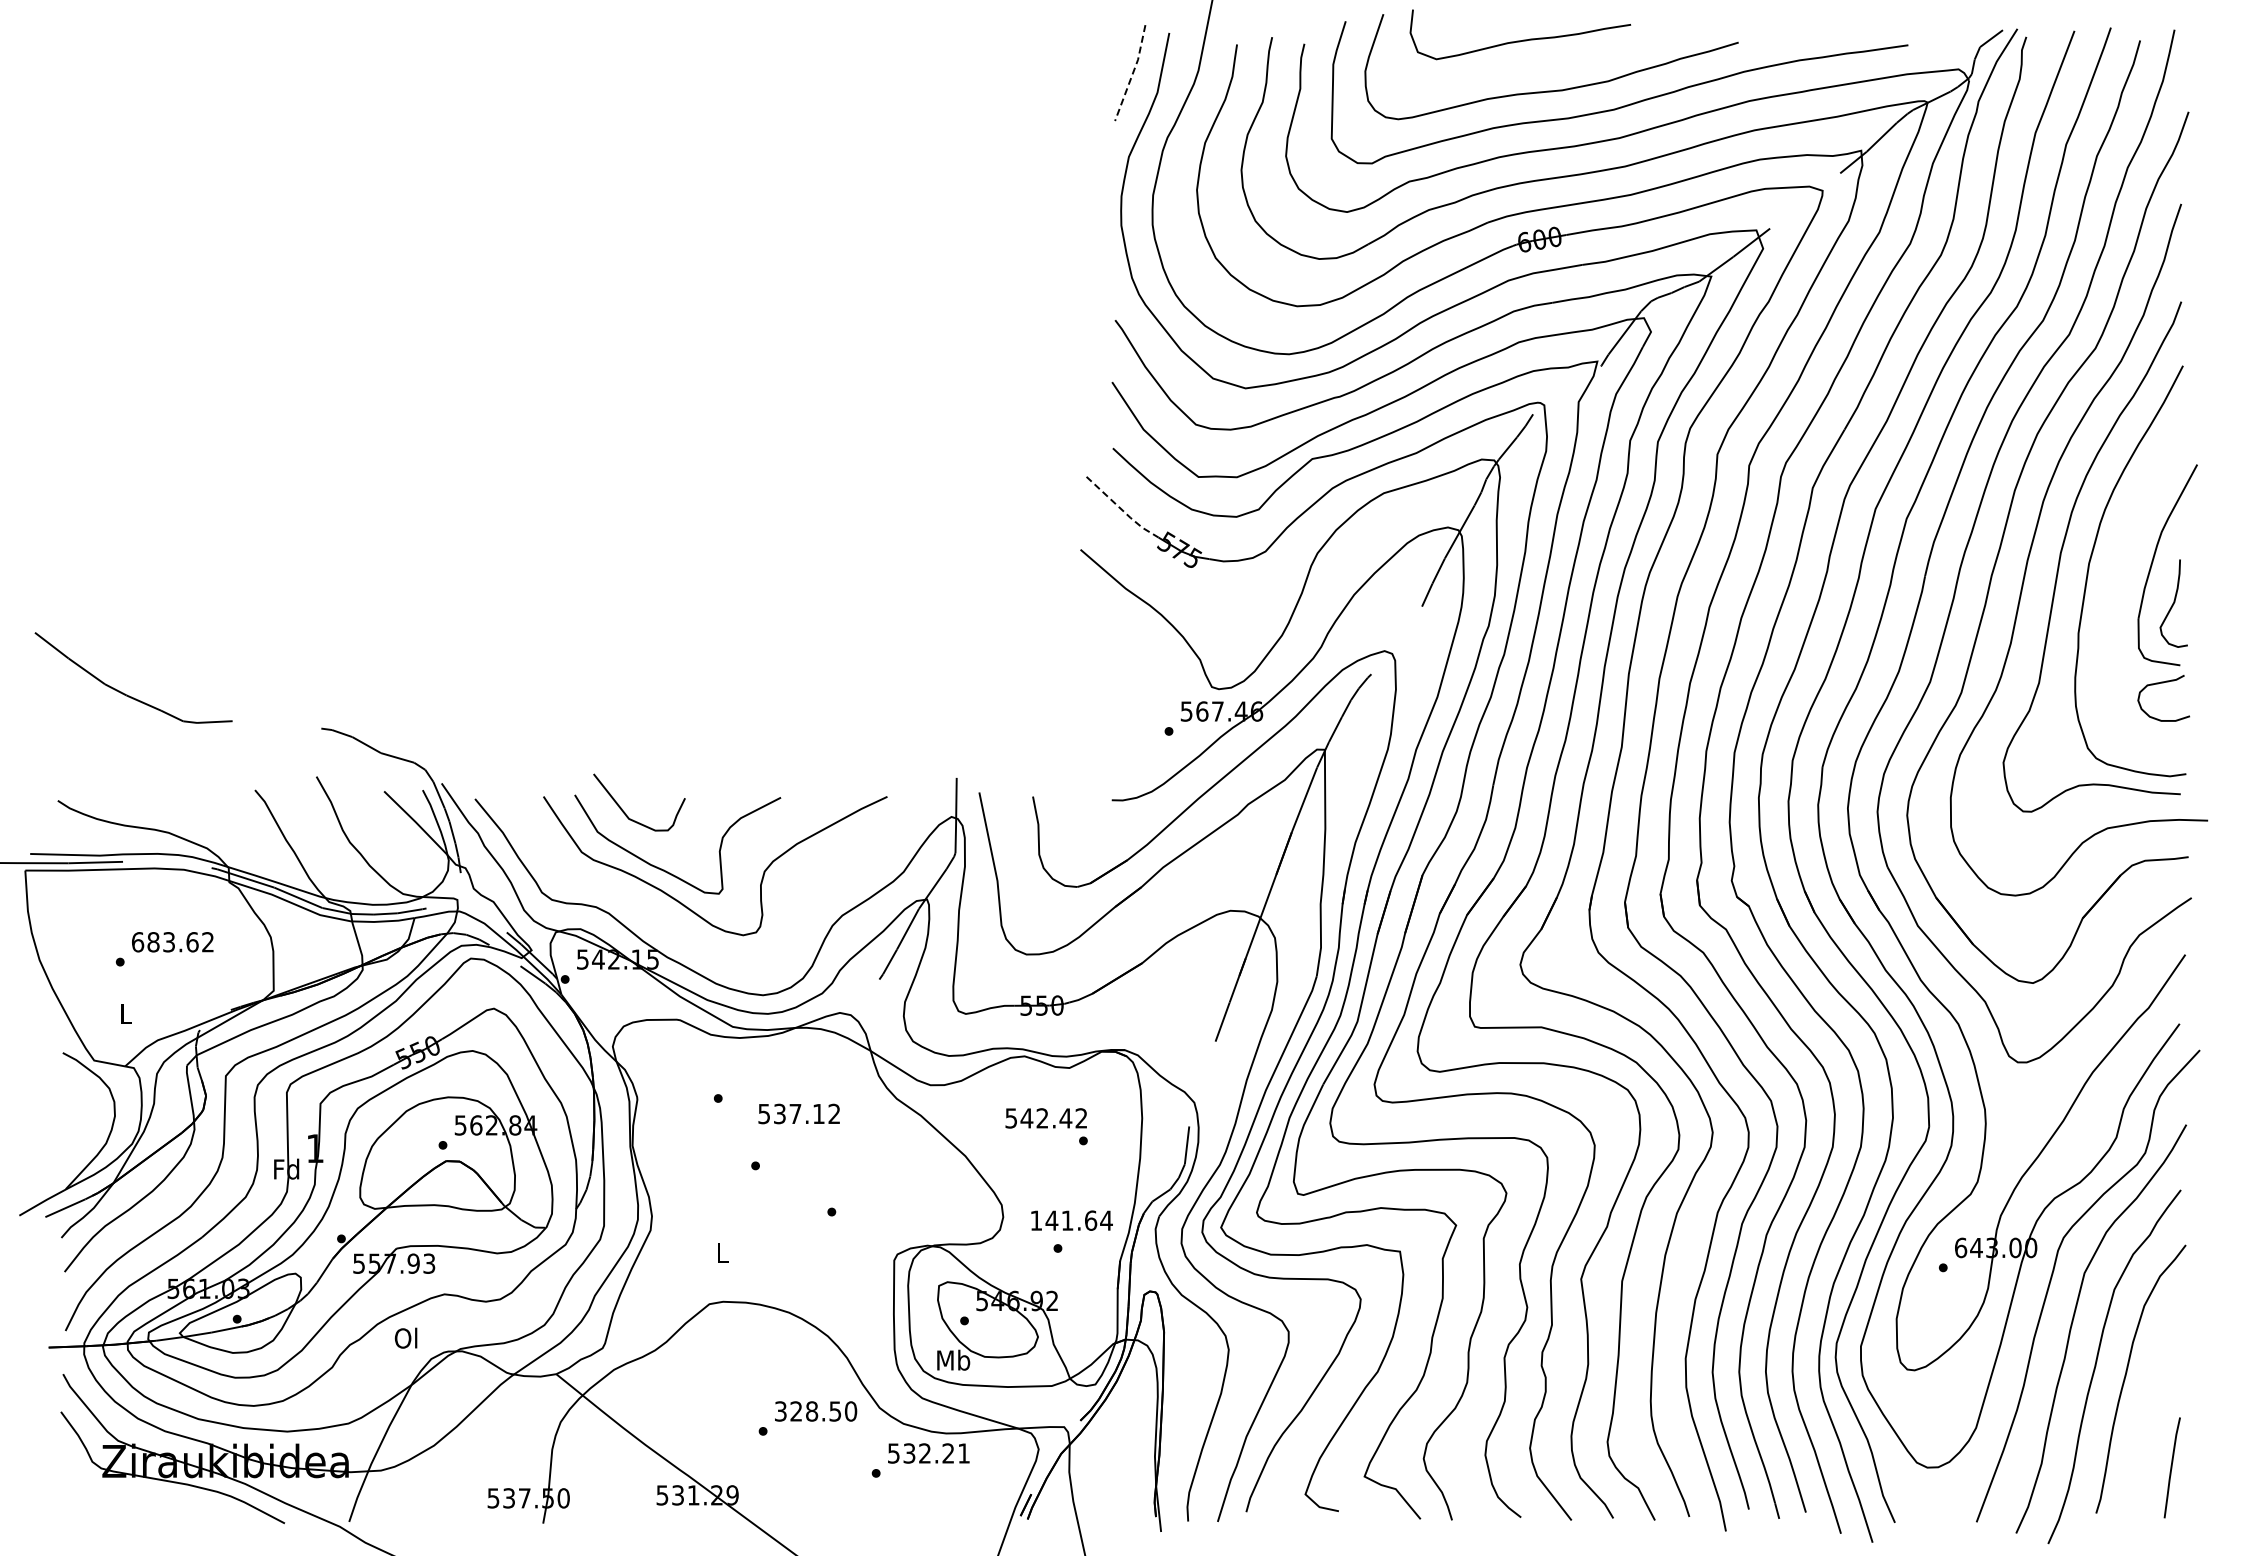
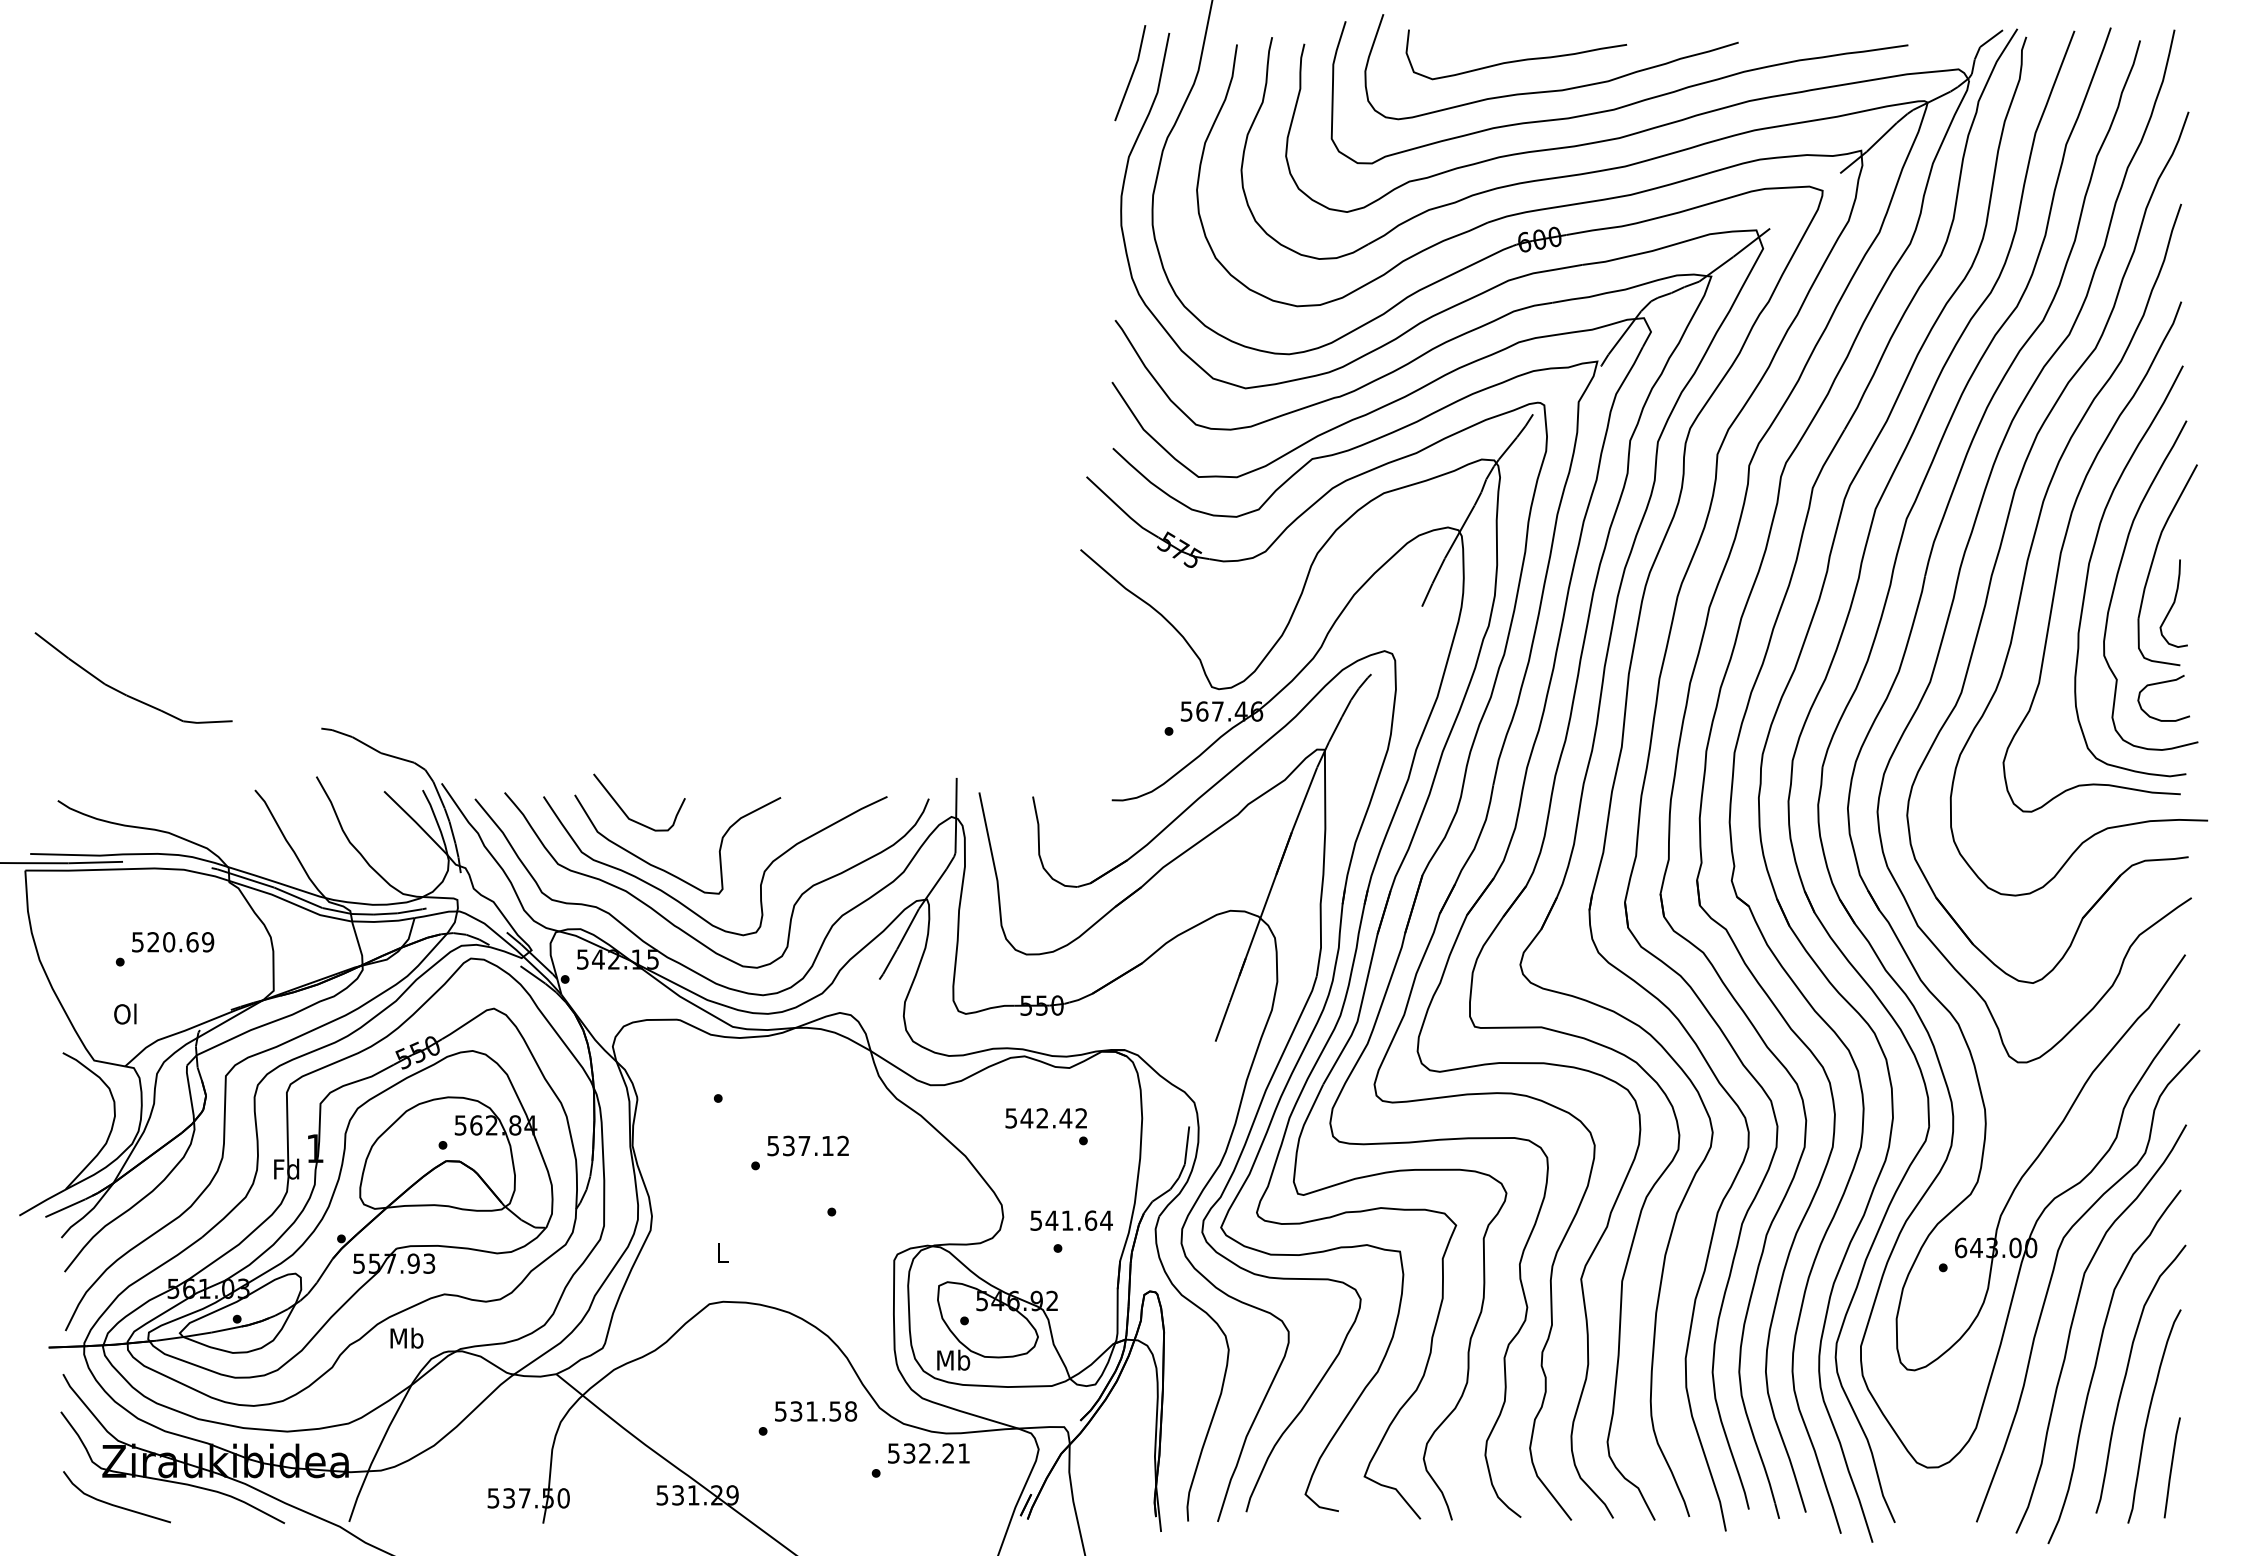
curve position: (1523, 39) -> (1519, 59) (1519, 59)
line: dashed -> solid (1132, 73)
line: dashed -> solid (1121, 509)
curve: none -> present (2117, 579)
curve: none -> present (684, 930)
text: 683.62 -> 520.69 (173, 942)
text: L -> Ol (125, 1013)
text position: (798, 1113) -> (807, 1145) (807, 1145)
text: 141.64 -> 541.64 (1035, 1220)
text: Ol -> Mb (406, 1337)
text: 328.50 -> 531.58 (816, 1411)
curve: none -> present (2149, 1414)
curve: none -> present (114, 1504)
